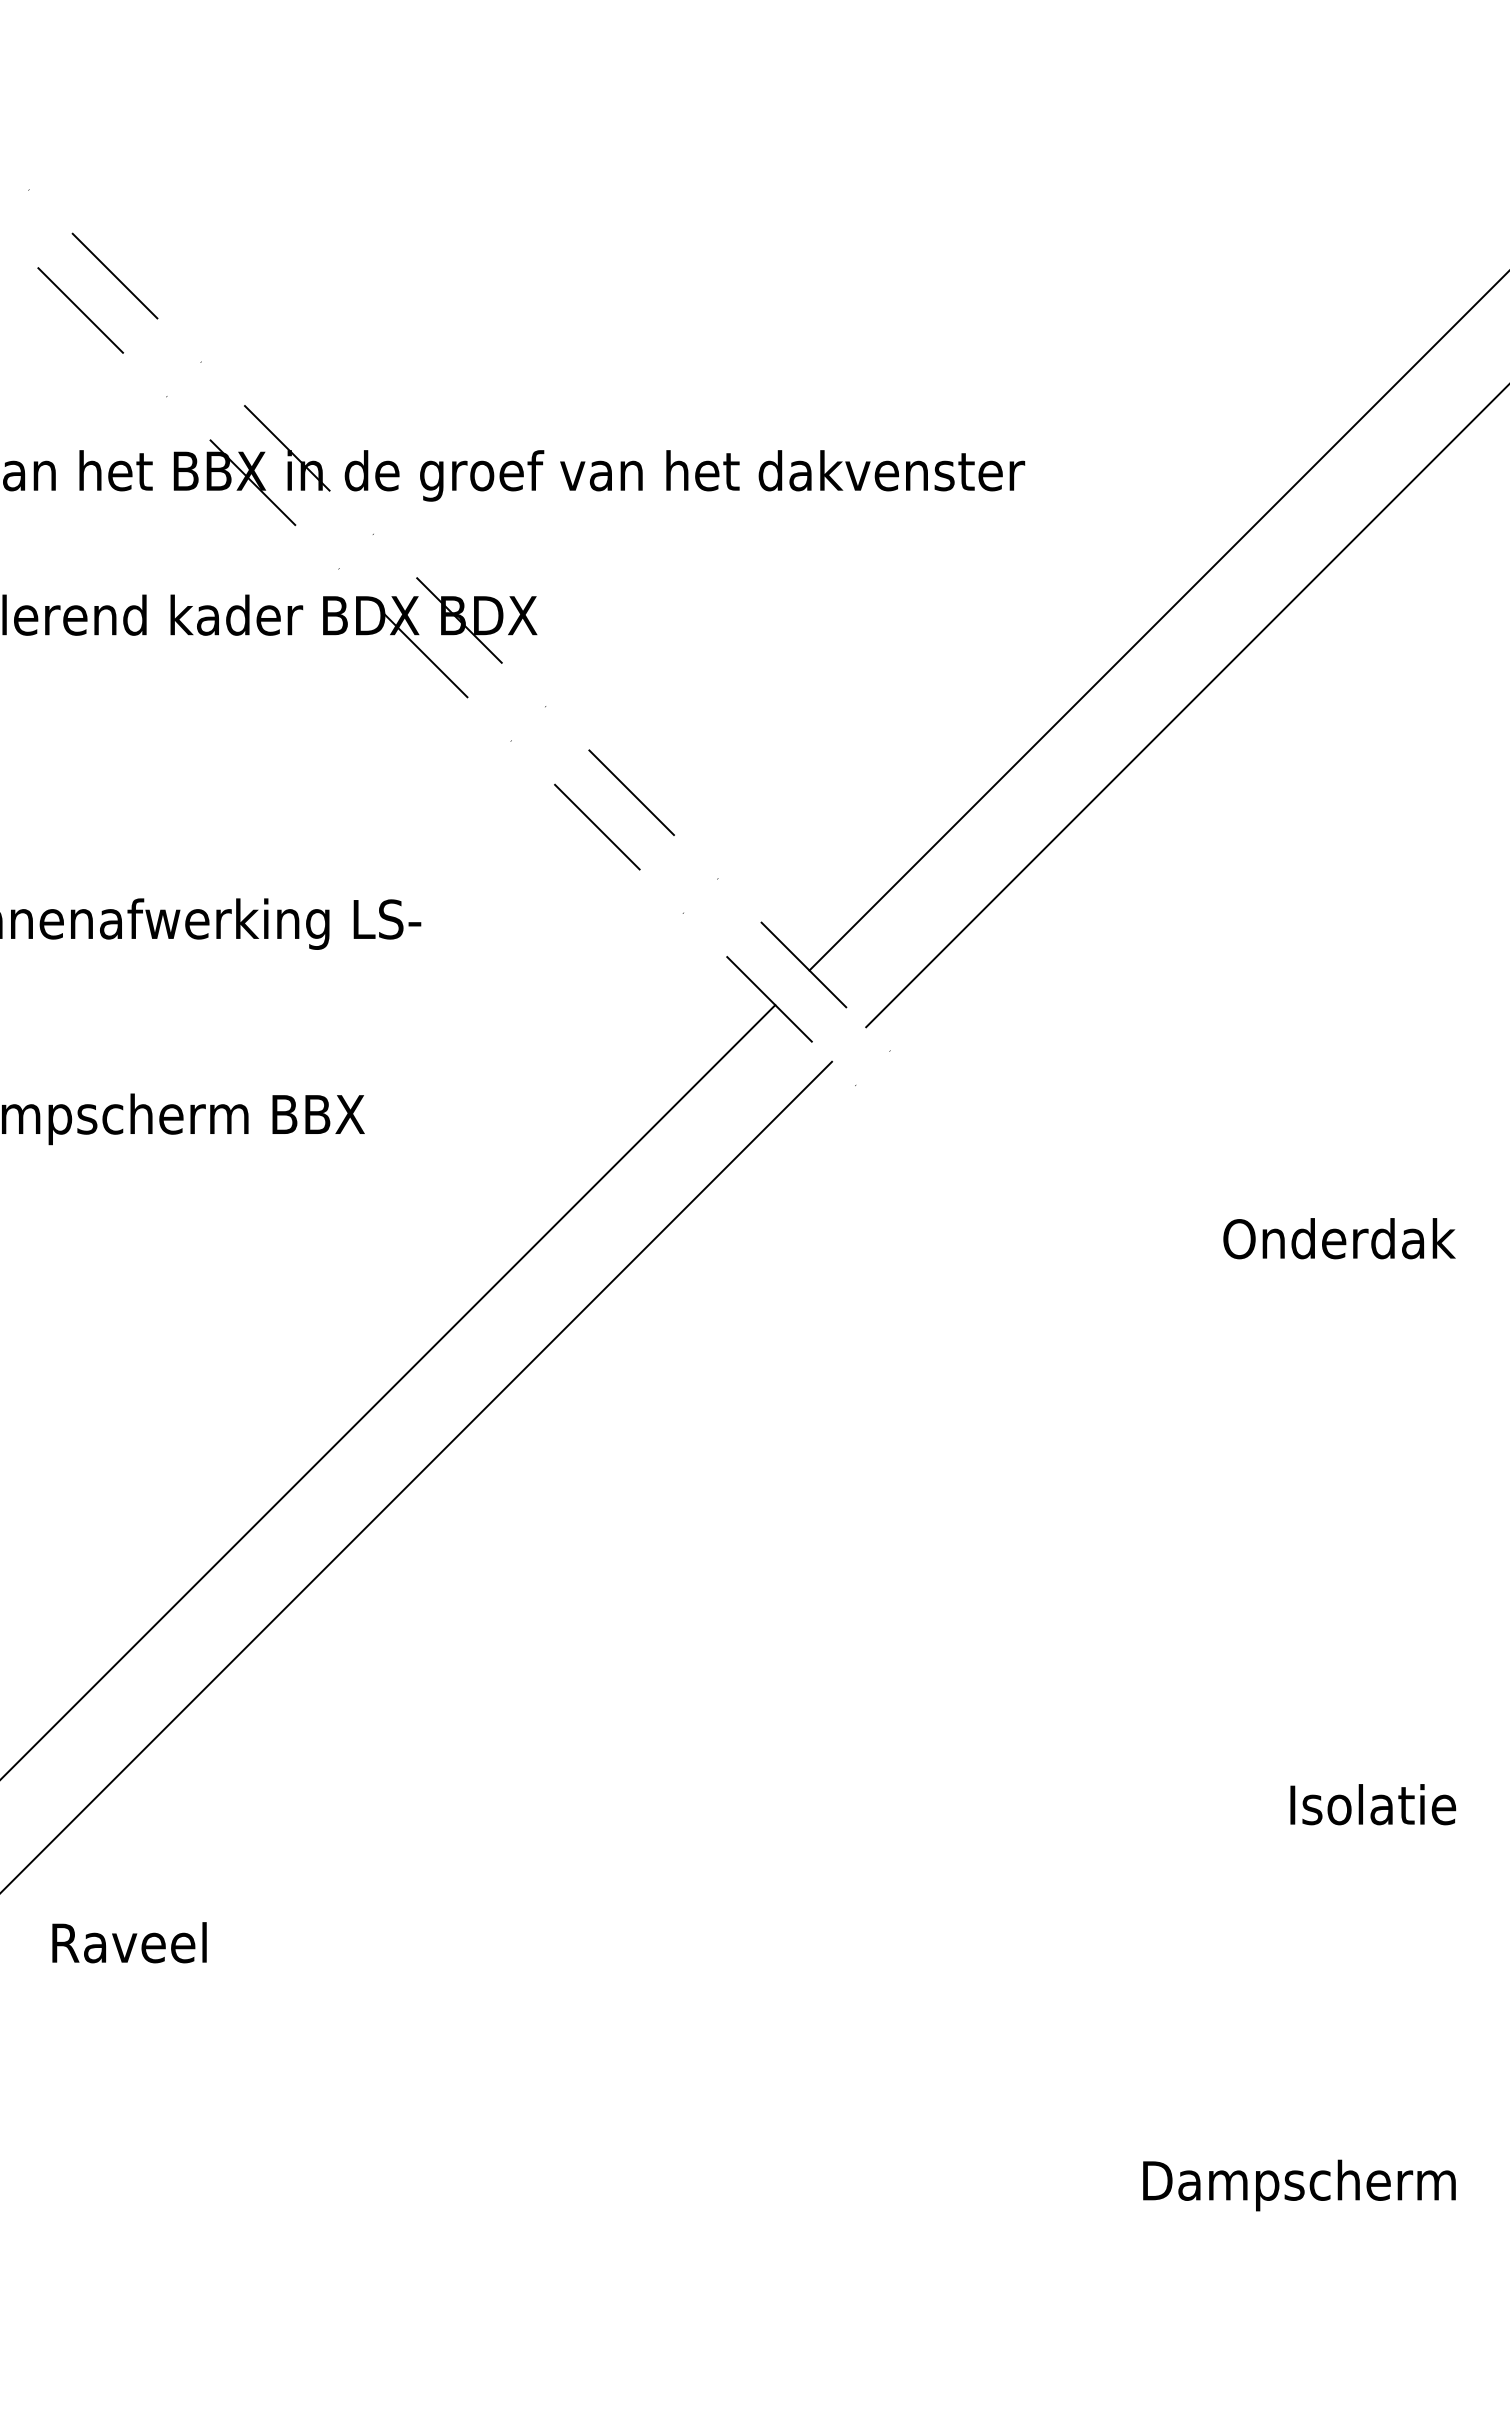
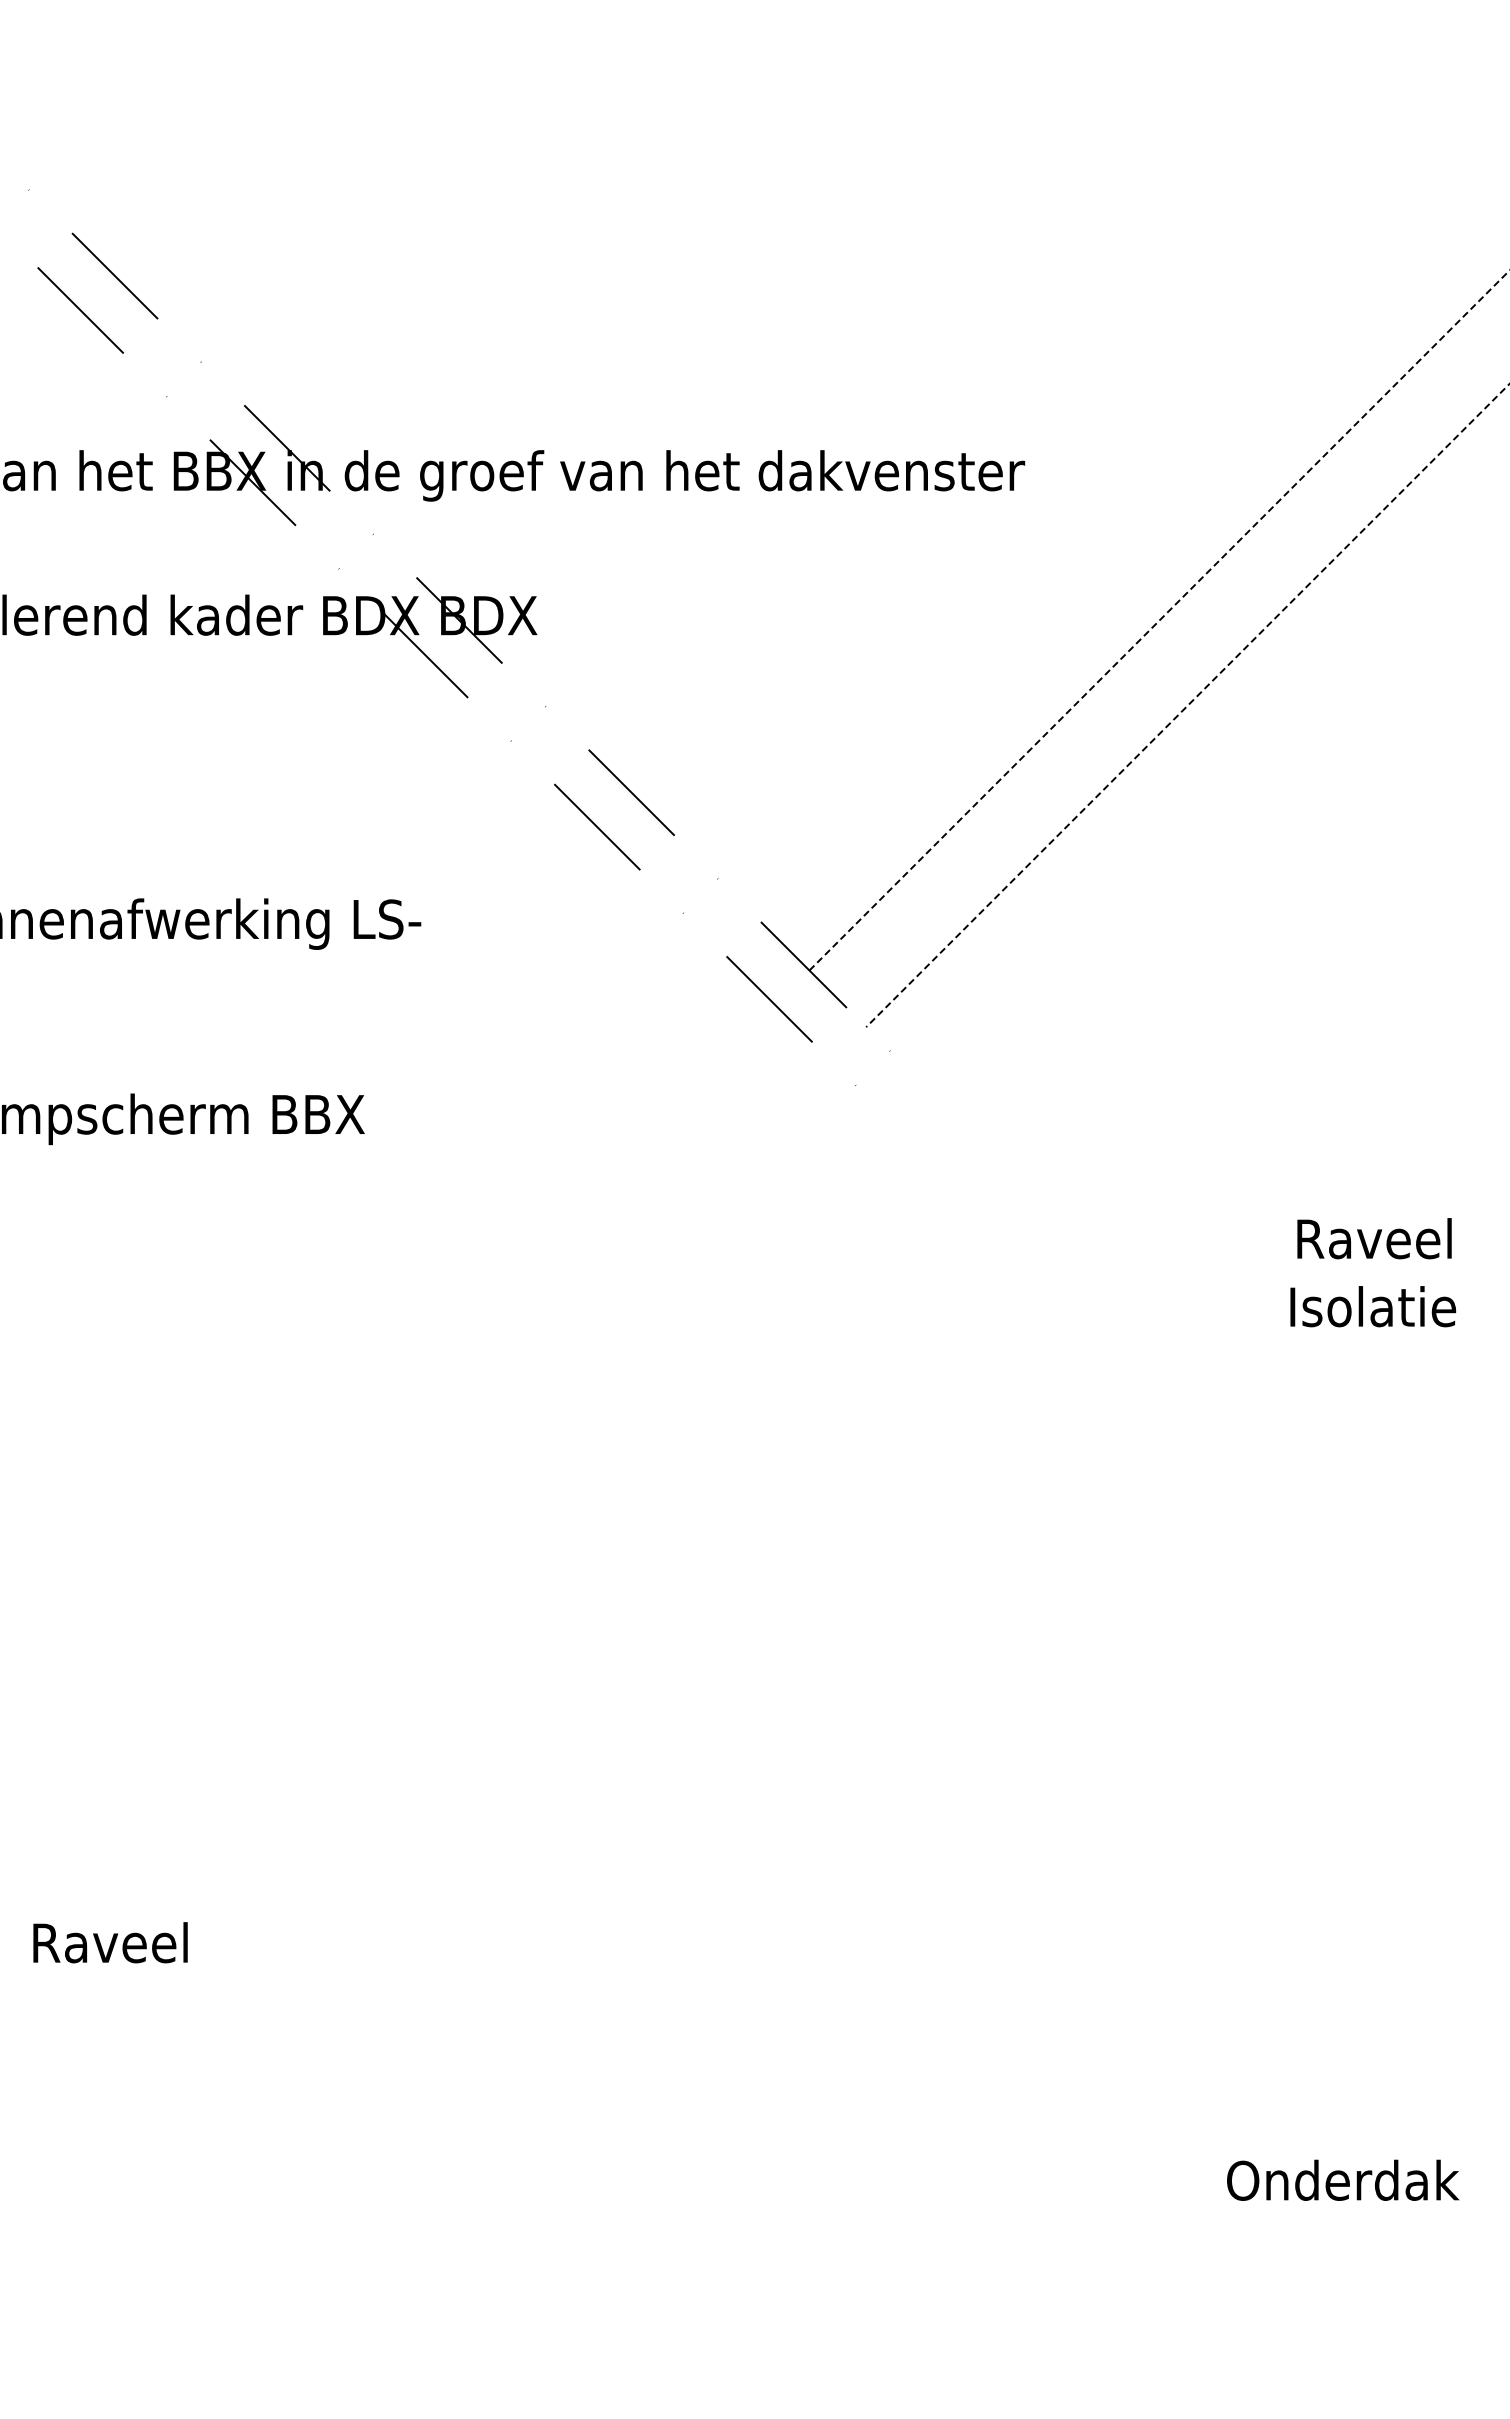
line: solid -> dashed (1160, 620)
line: solid -> dashed (1187, 705)
text: Onderdak -> Raveel (1339, 1238)
line: present -> none (388, 1391)
line: present -> none (417, 1476)
text position: (1373, 1804) -> (1373, 1306) (1373, 1306)
text position: (129, 1942) -> (110, 1942) (110, 1942)
text: Dampscherm -> Onderdak (1301, 2185)
